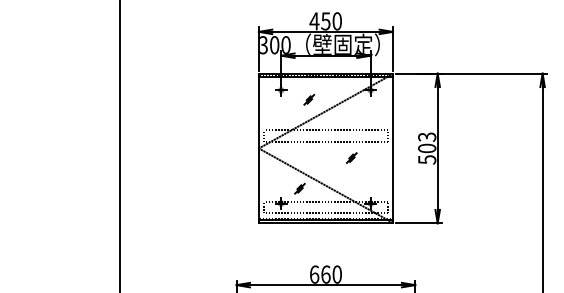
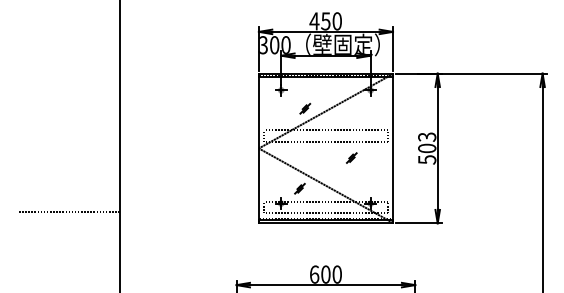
part position: (309, 99) -> (305, 108) (305, 108)
line: none -> present (67, 212)
text: 660 -> 600 (325, 274)
